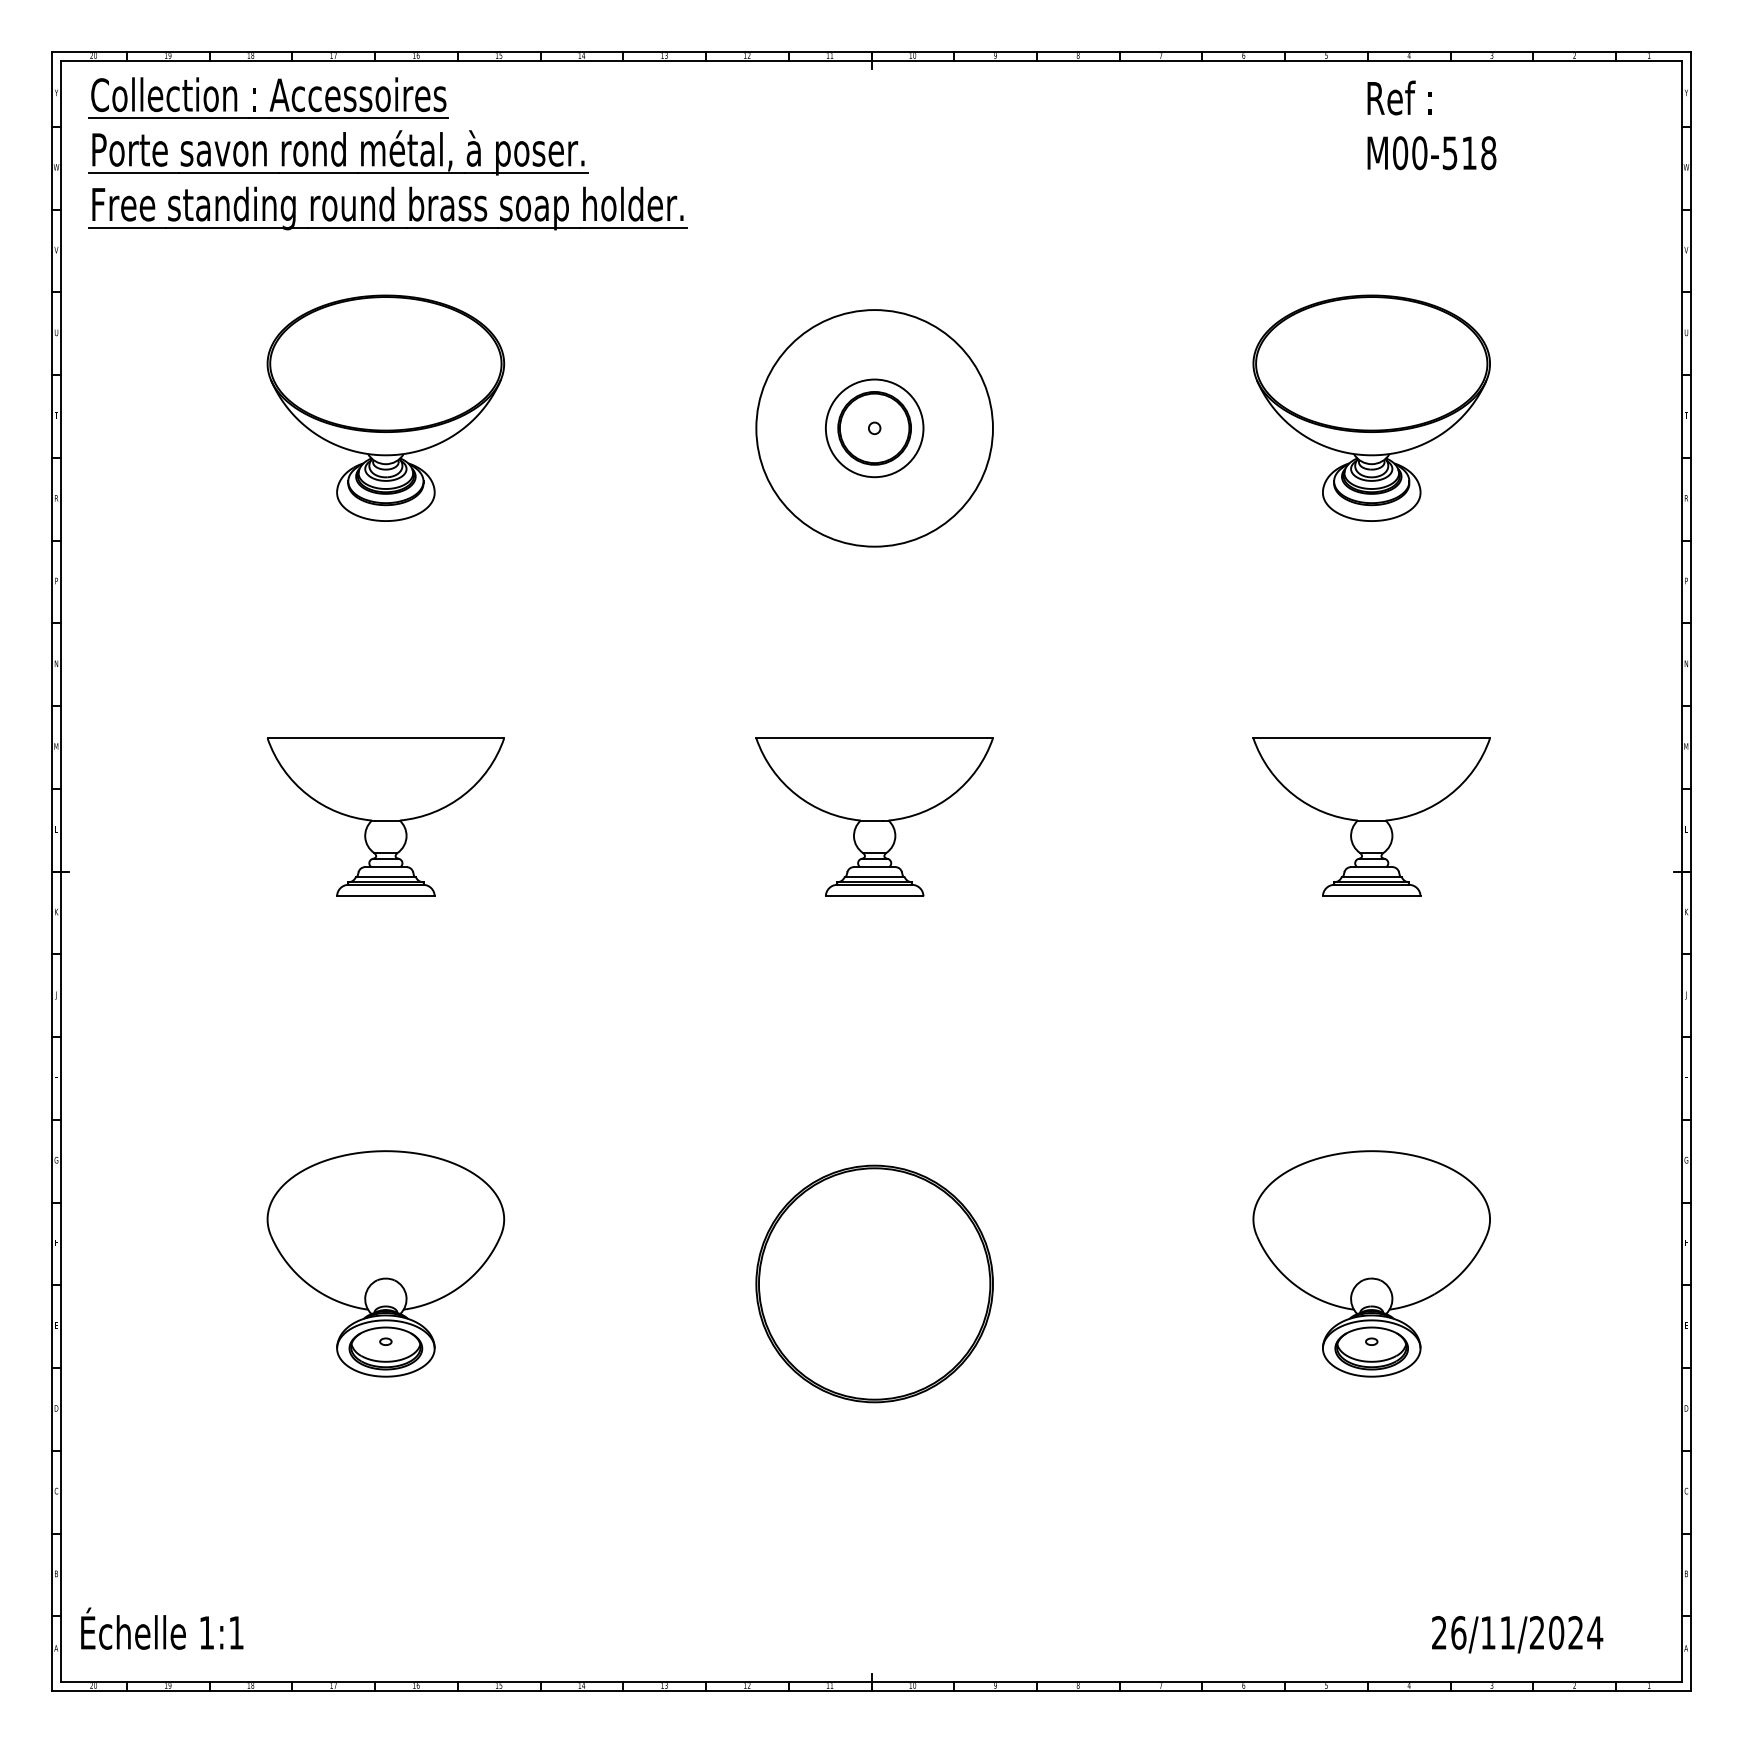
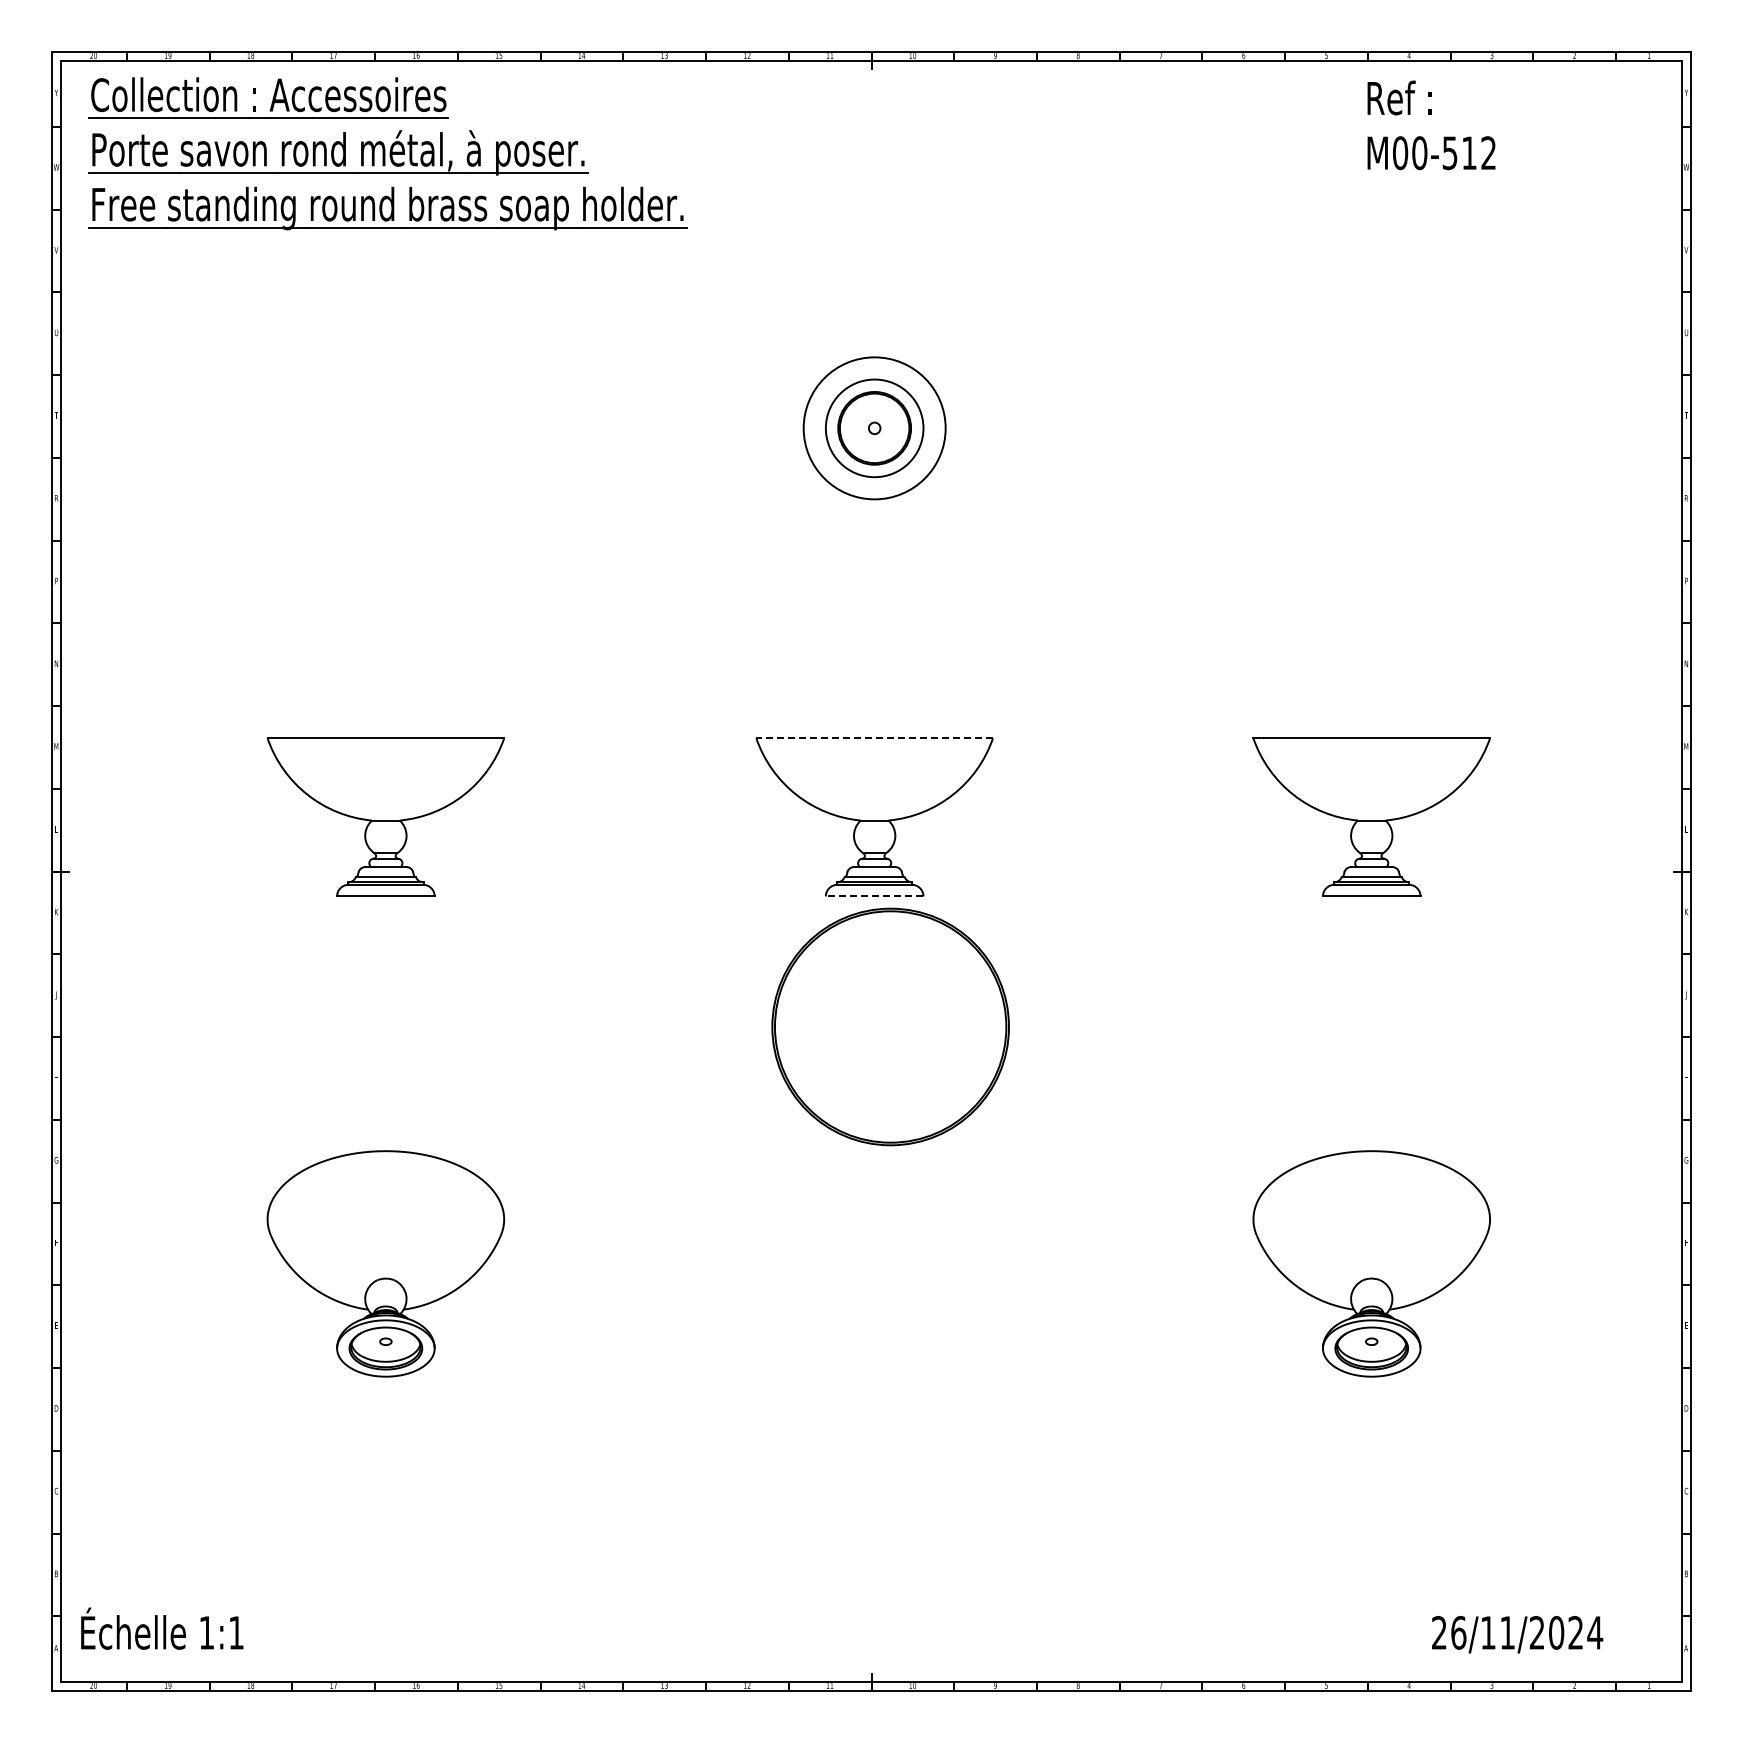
text: ^JM00-518 -> ^JM00-512 (1488, 153)
part: present -> none (385, 407)
part: present -> none (1371, 407)
circle diameter: 237 px -> 142 px (874, 428)
line: solid -> dashed (874, 738)
line: solid -> dashed (874, 896)
part position: (874, 1283) -> (890, 1026) (890, 1026)
